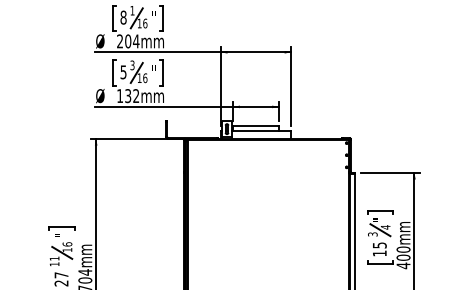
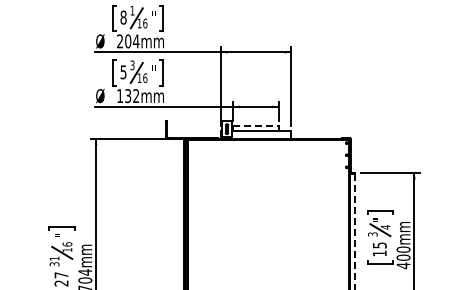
line: solid -> dashed (256, 126)
line: solid -> dashed (355, 231)
text: 11 -> 31 (54, 264)
